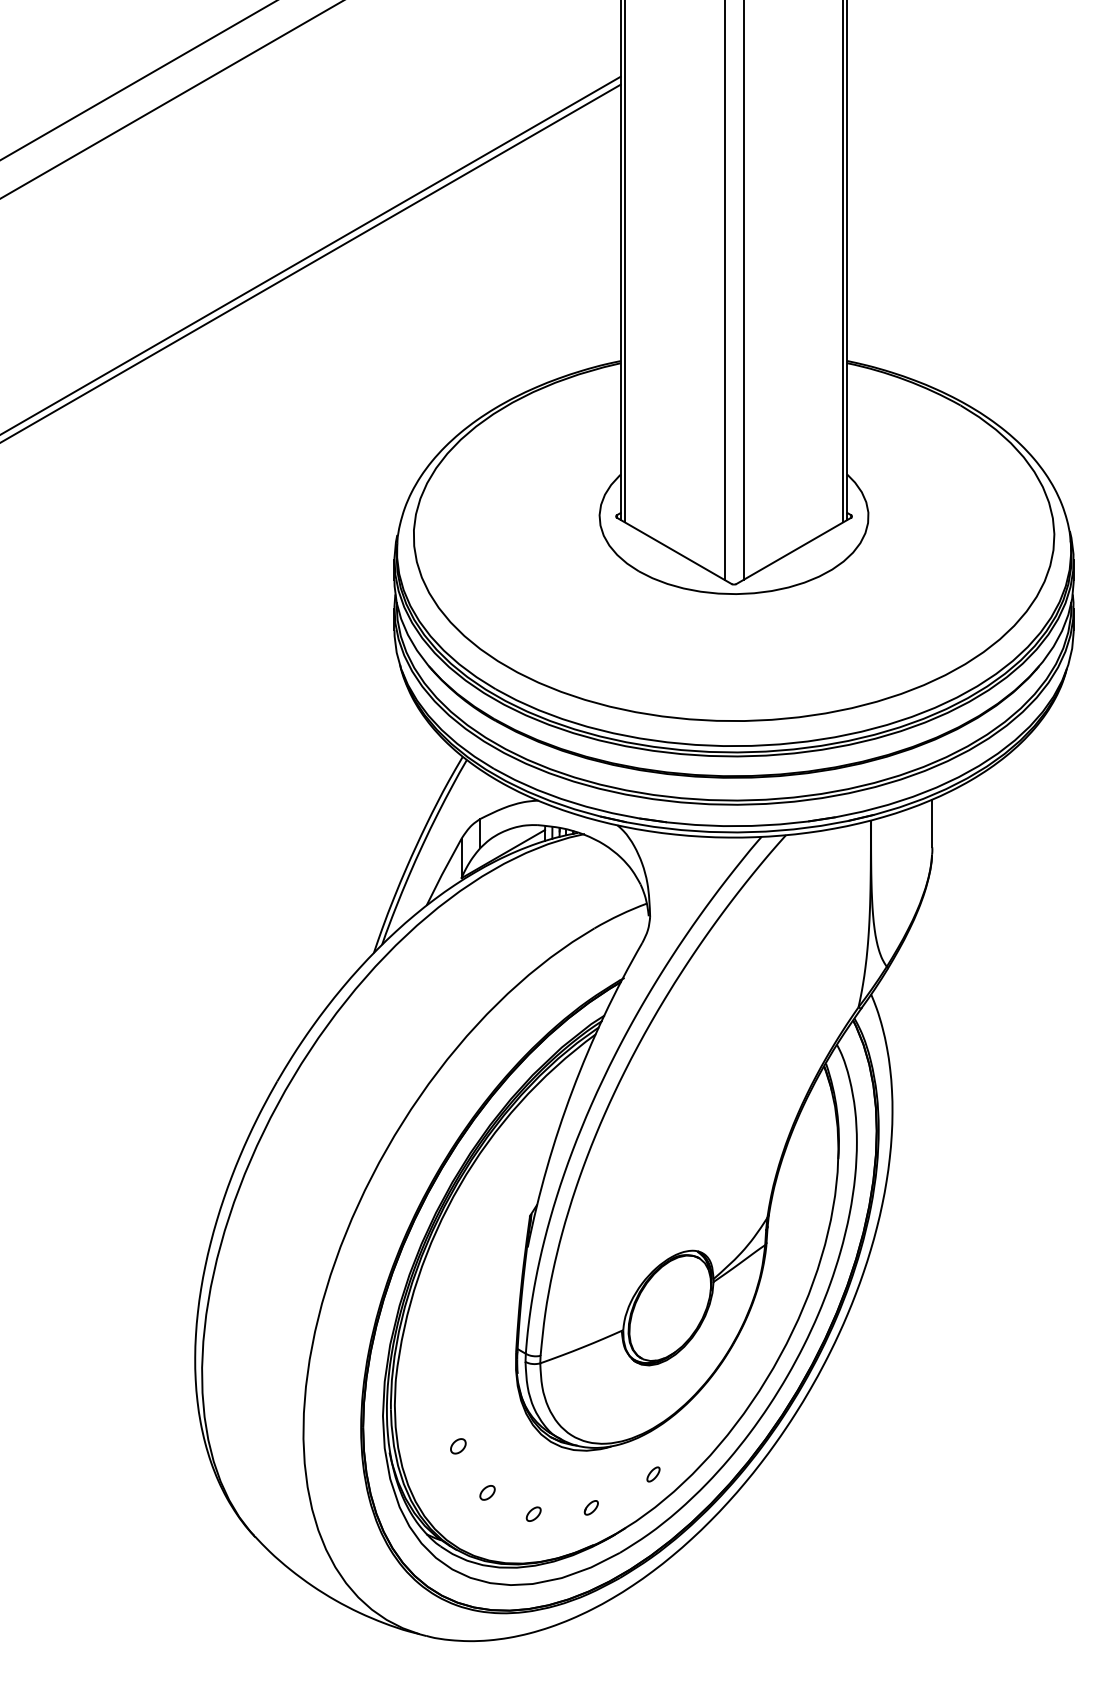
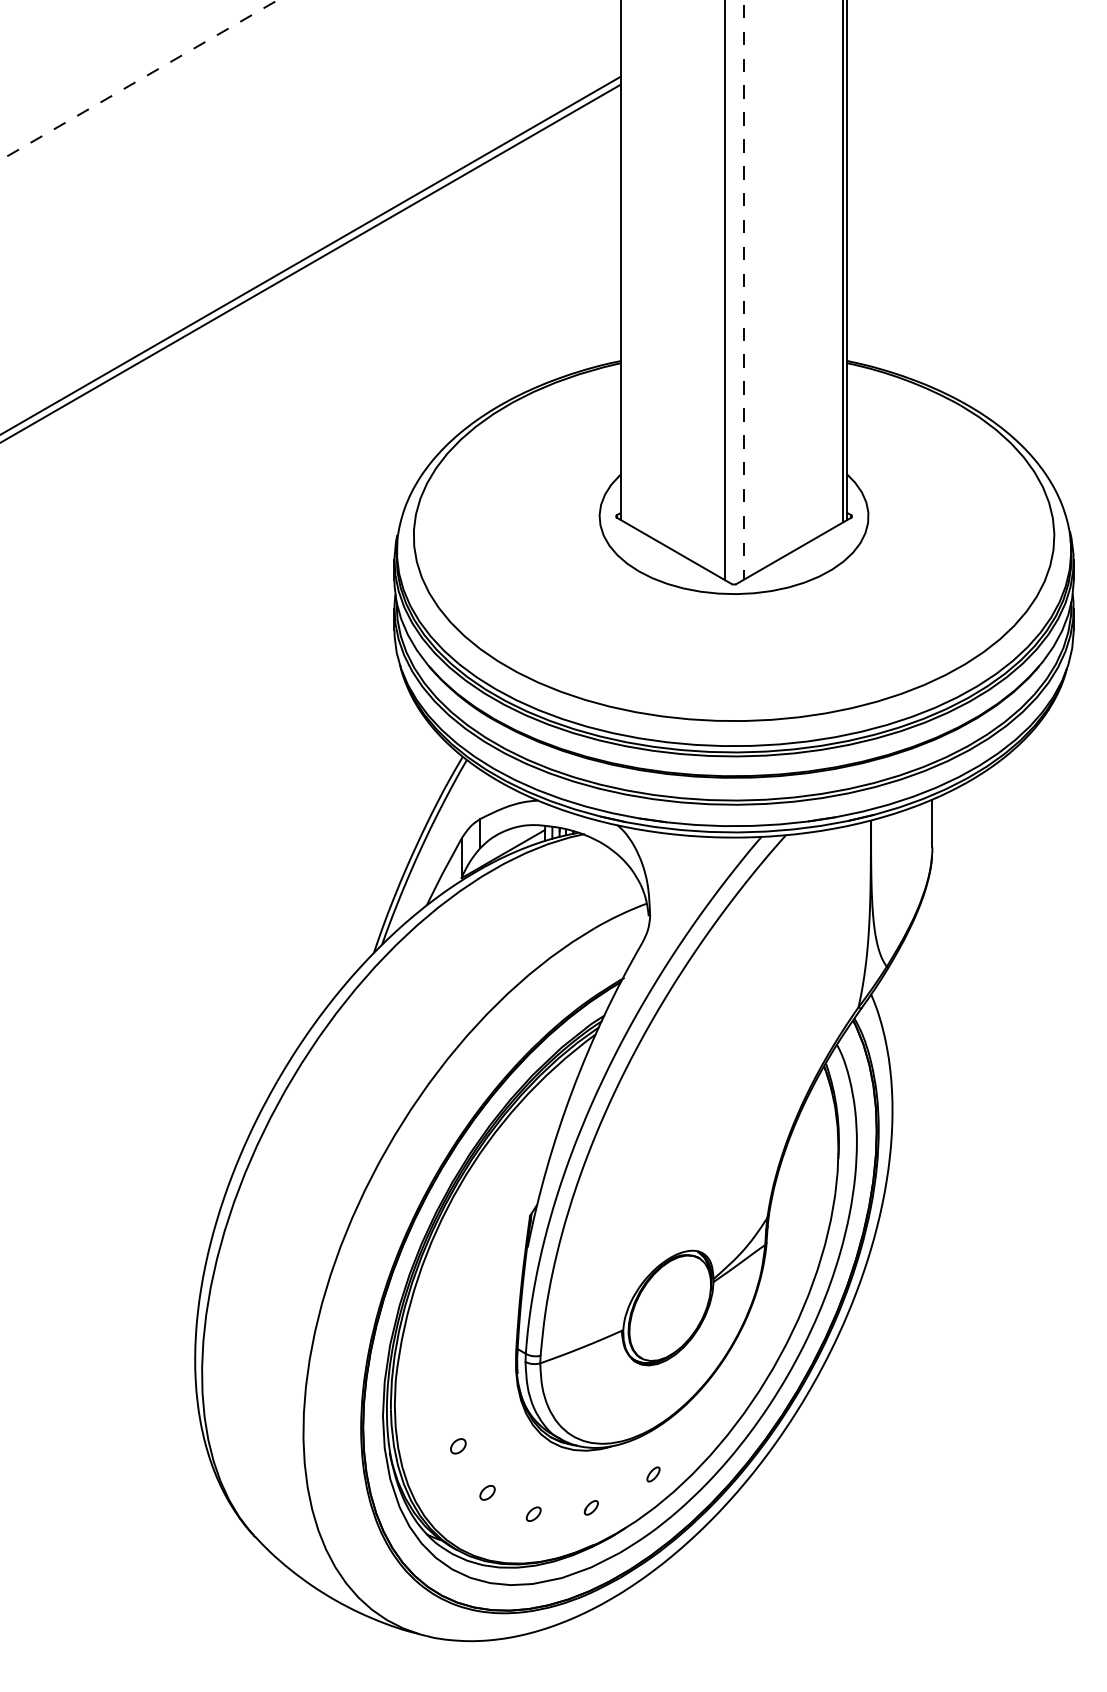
line: solid -> dashed (139, 80)
line: present -> none (171, 99)
line: present -> none (624, 262)
line: solid -> dashed (743, 289)
